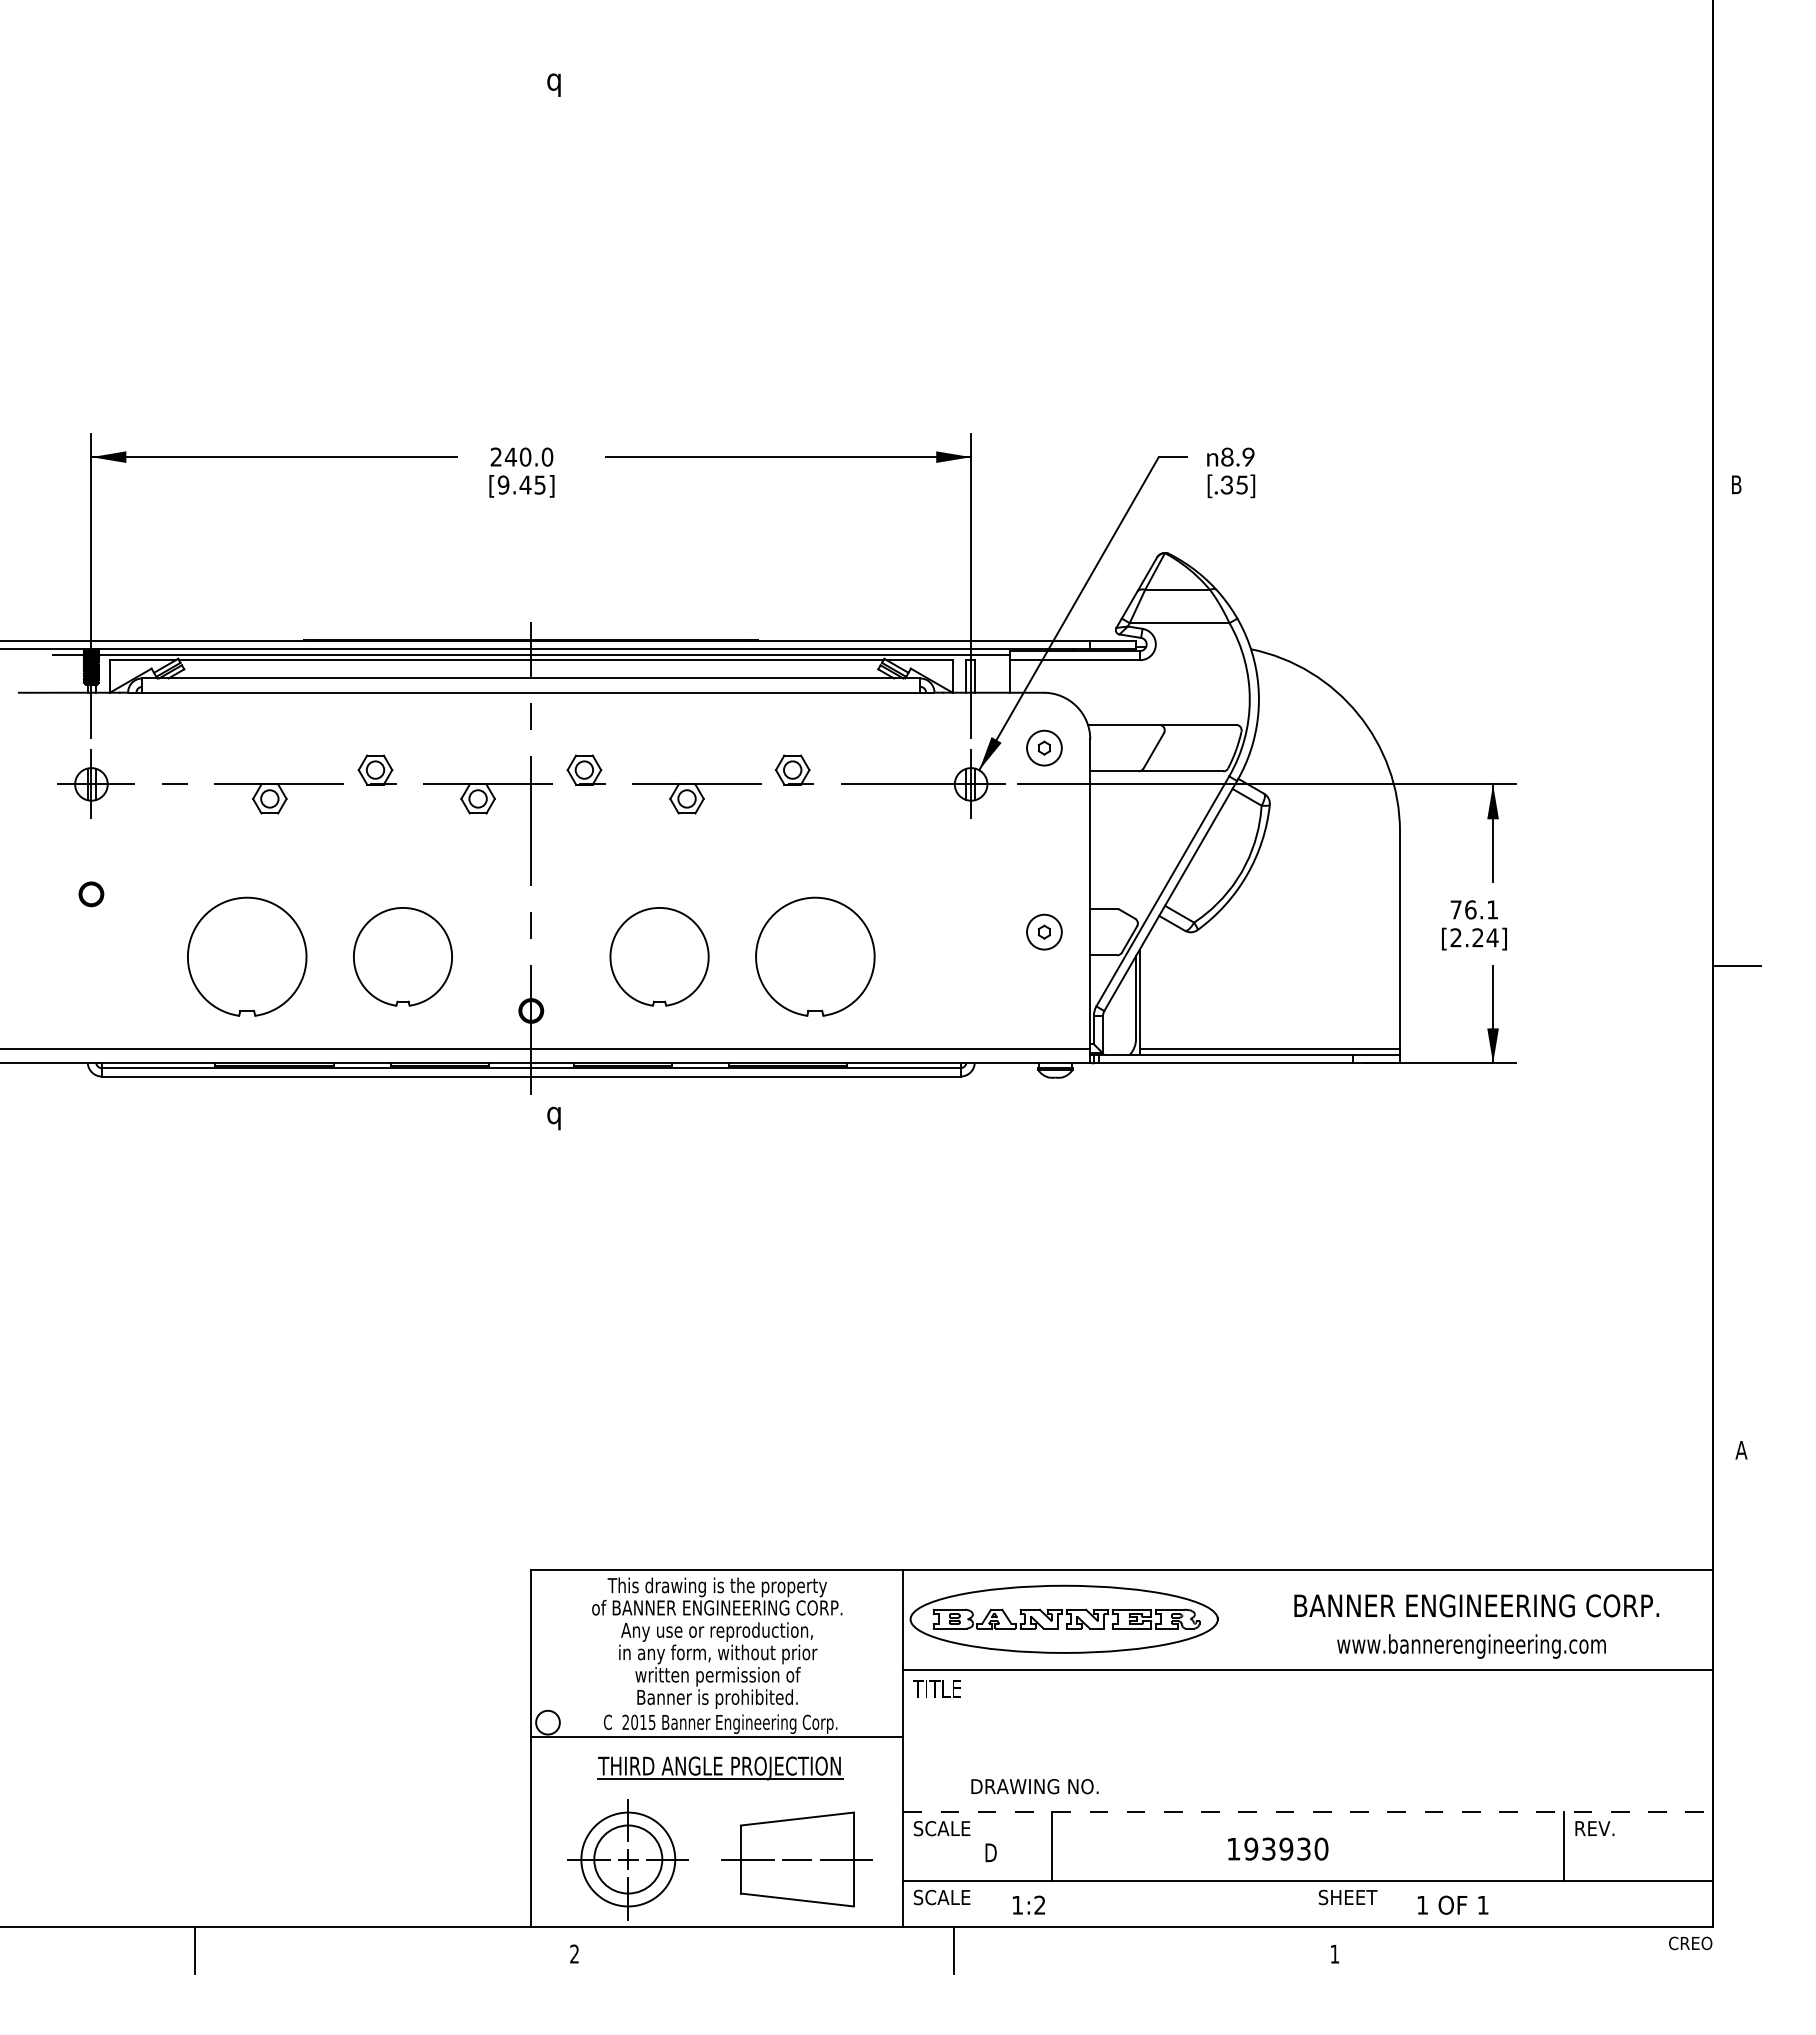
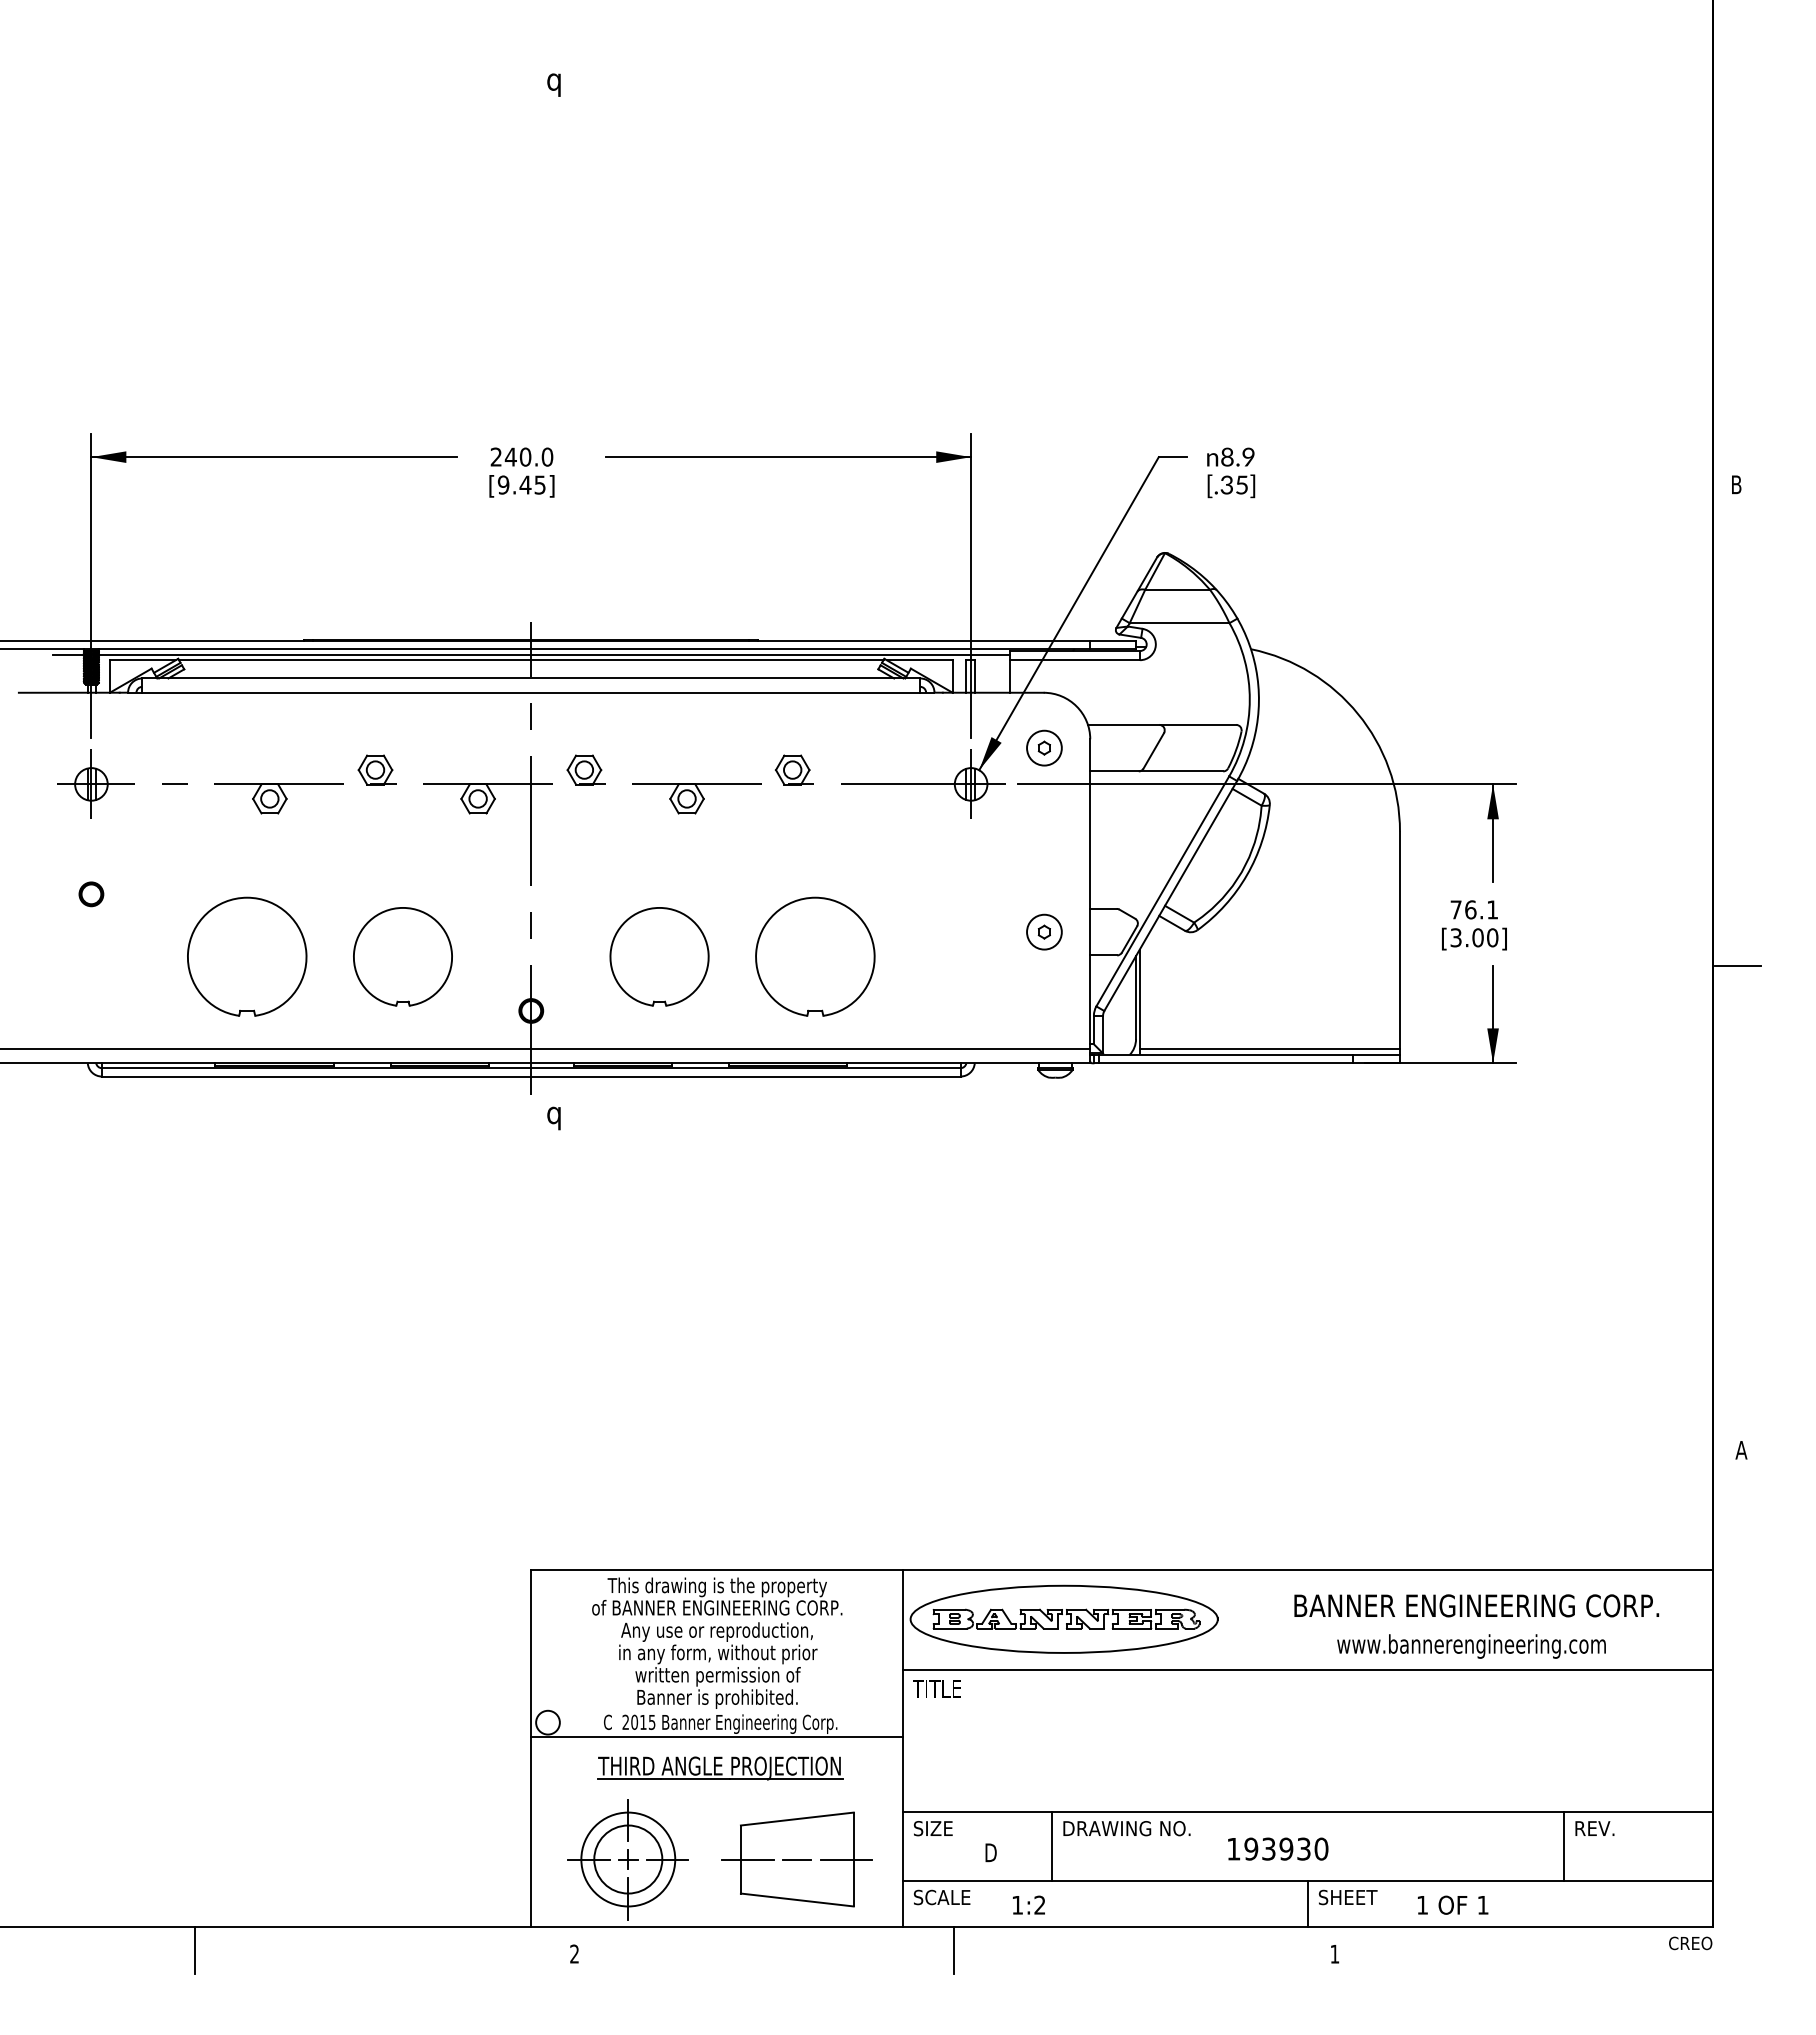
text: [2.24] -> [3.00] (1474, 937)
text position: (1034, 1786) -> (1126, 1828) (1126, 1828)
line: dashed -> solid (1308, 1811)
text: SCALE -> SIZE (947, 1828)
line: none -> present (1308, 1903)
